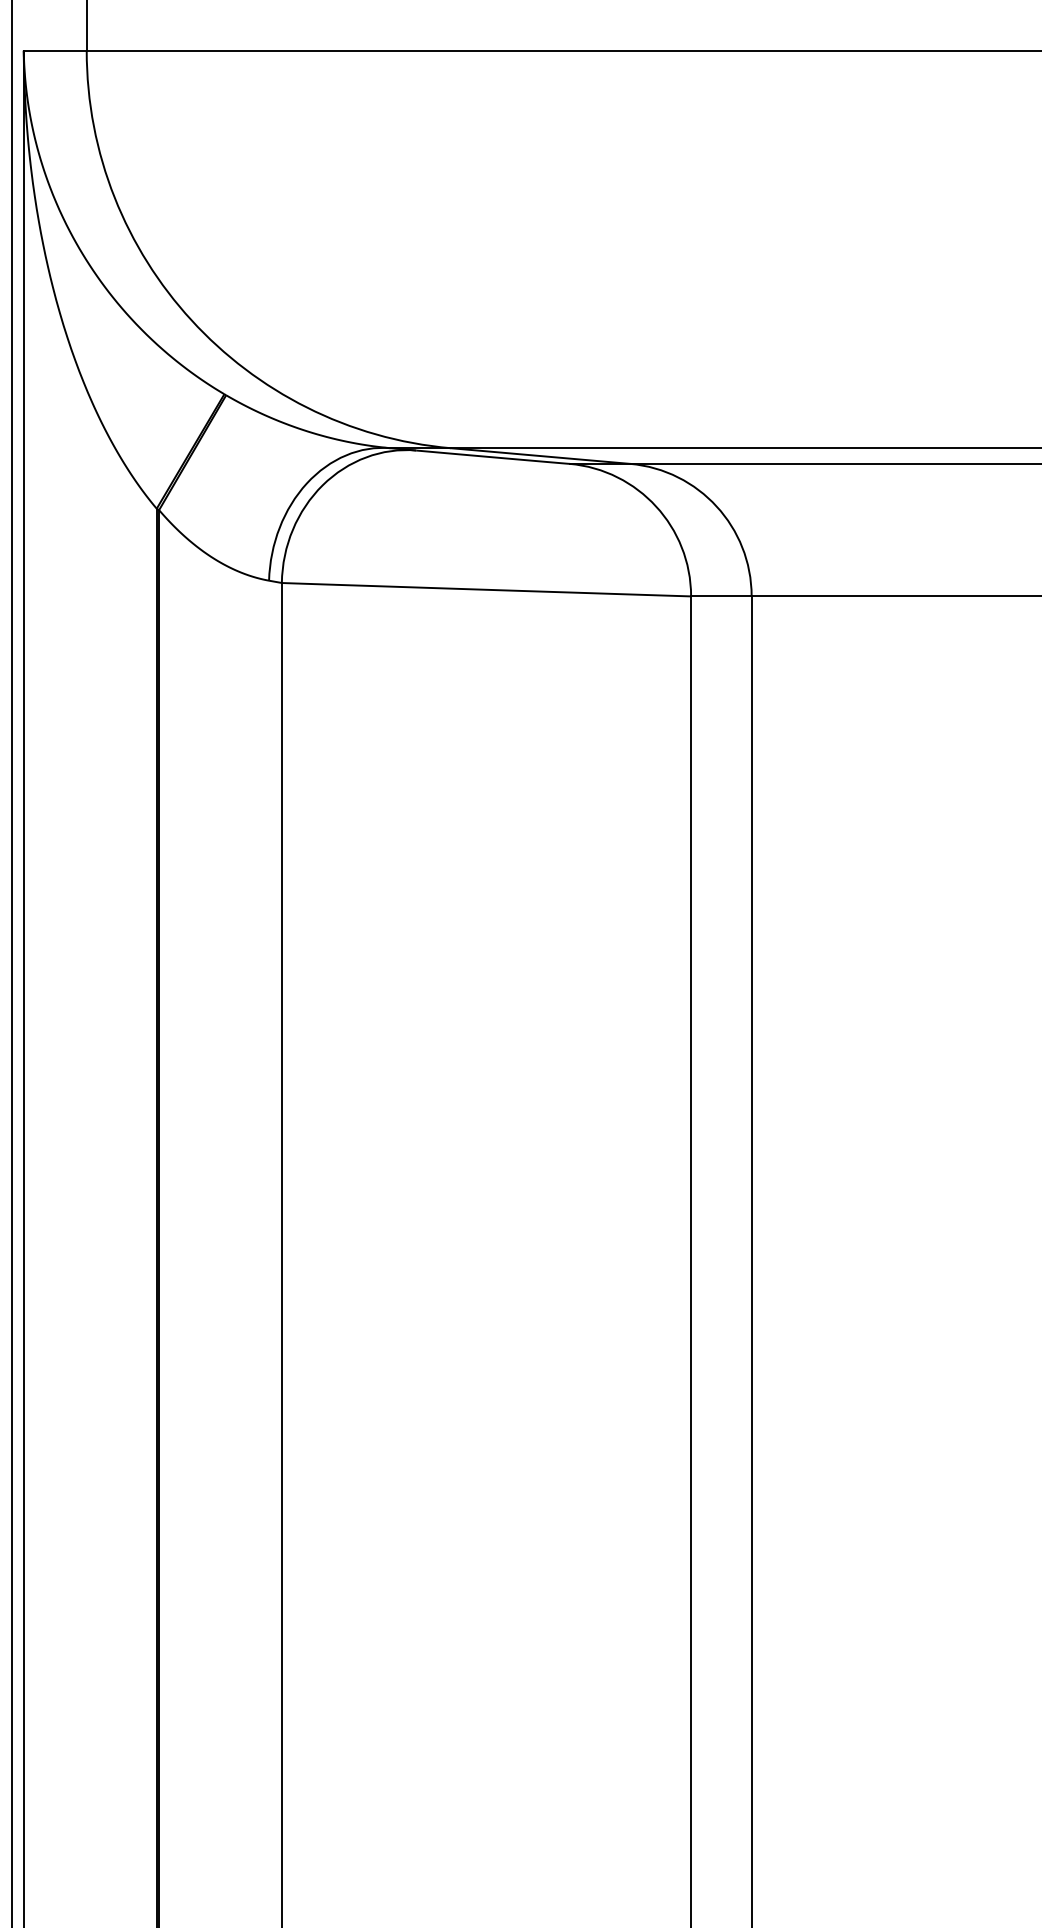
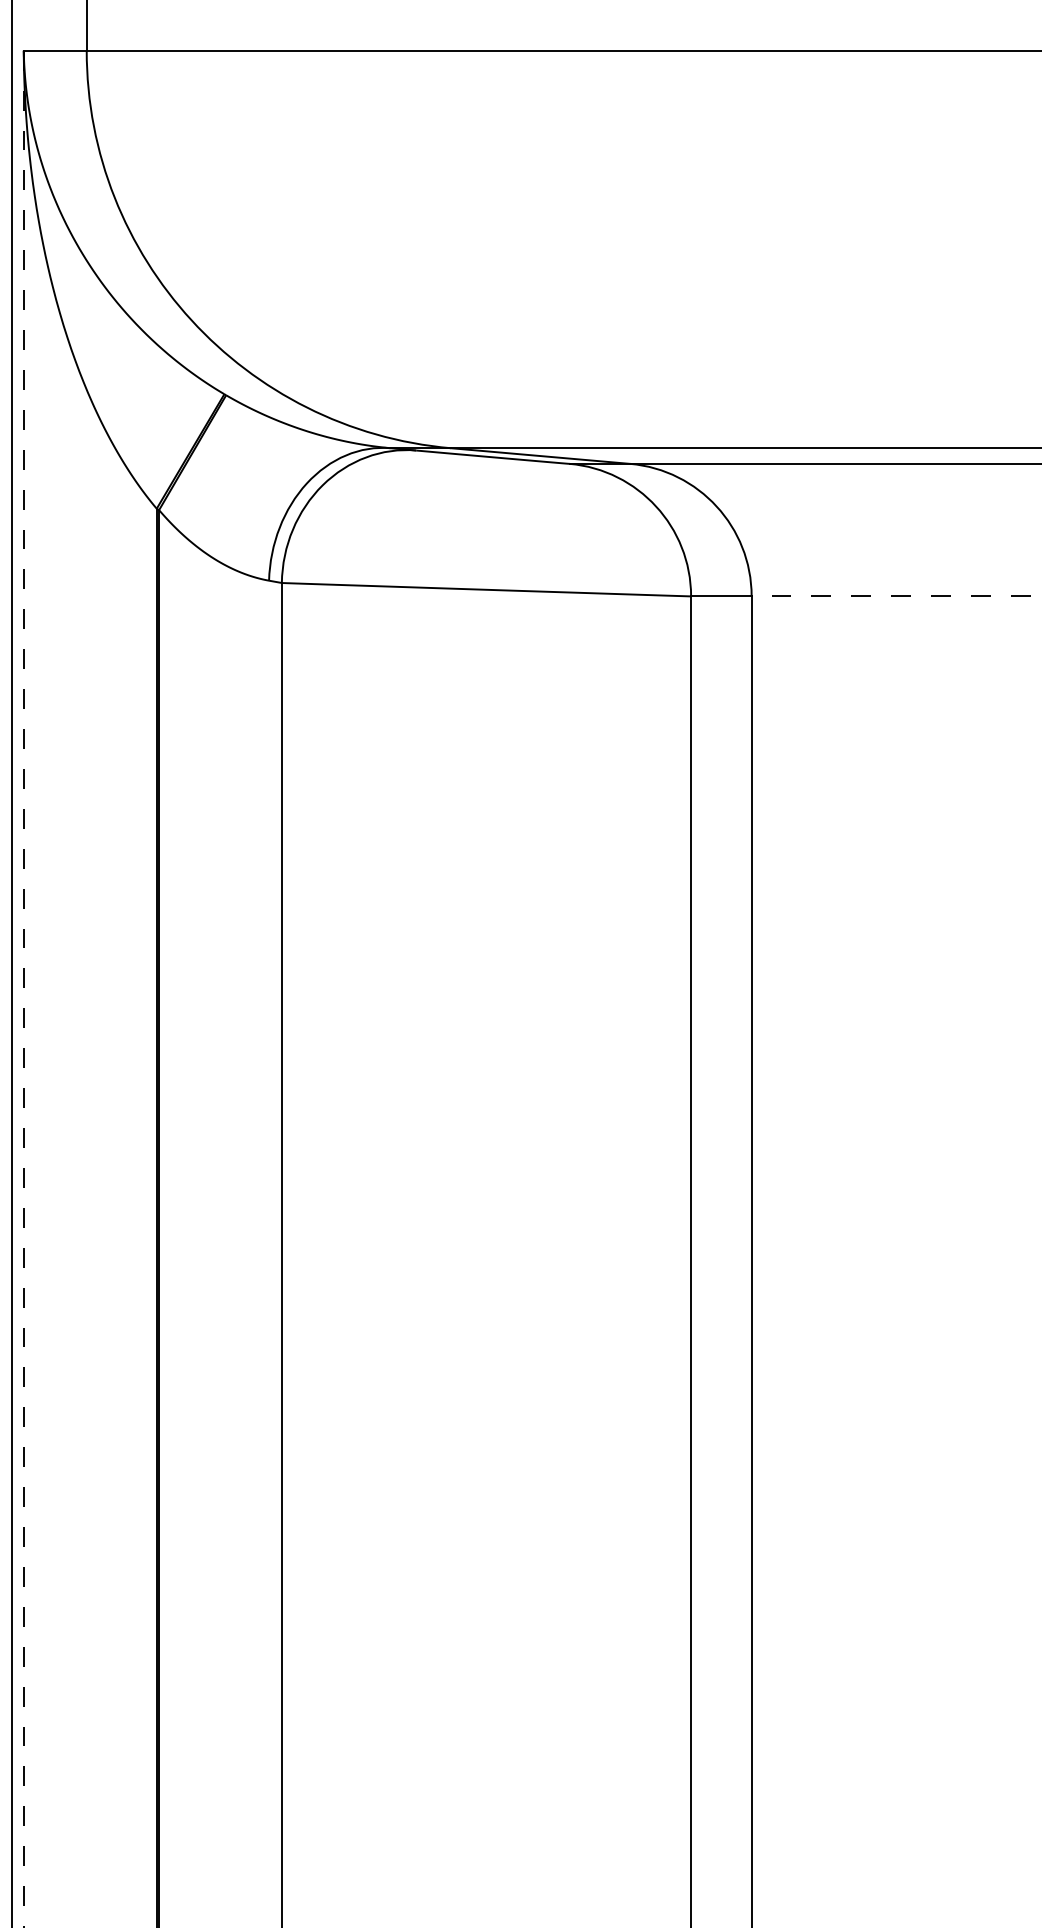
line: solid -> dashed (896, 596)
line: solid -> dashed (23, 989)
